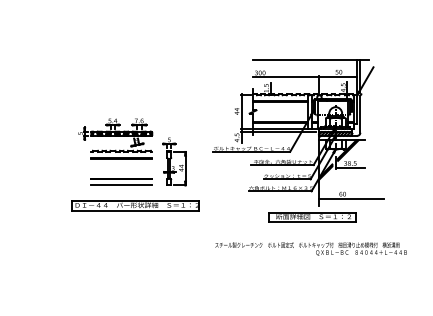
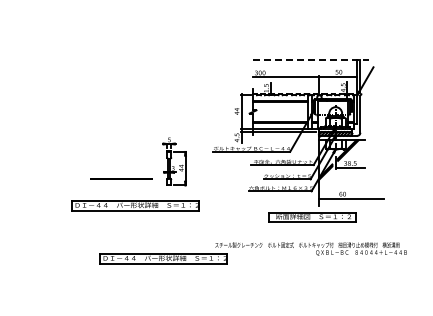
line: solid -> dashed (311, 60)
part: present -> none (115, 138)
line: present -> none (121, 185)
part: none -> present (163, 258)
